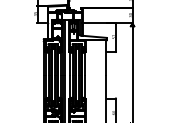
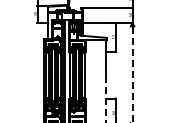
line: solid -> dashed (132, 74)
line: solid -> dashed (105, 99)
